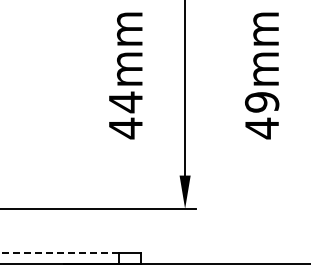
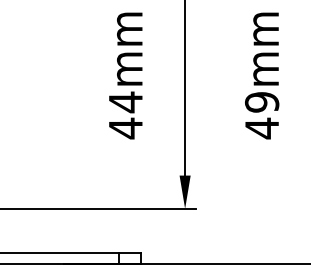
line: dashed -> solid (59, 253)
